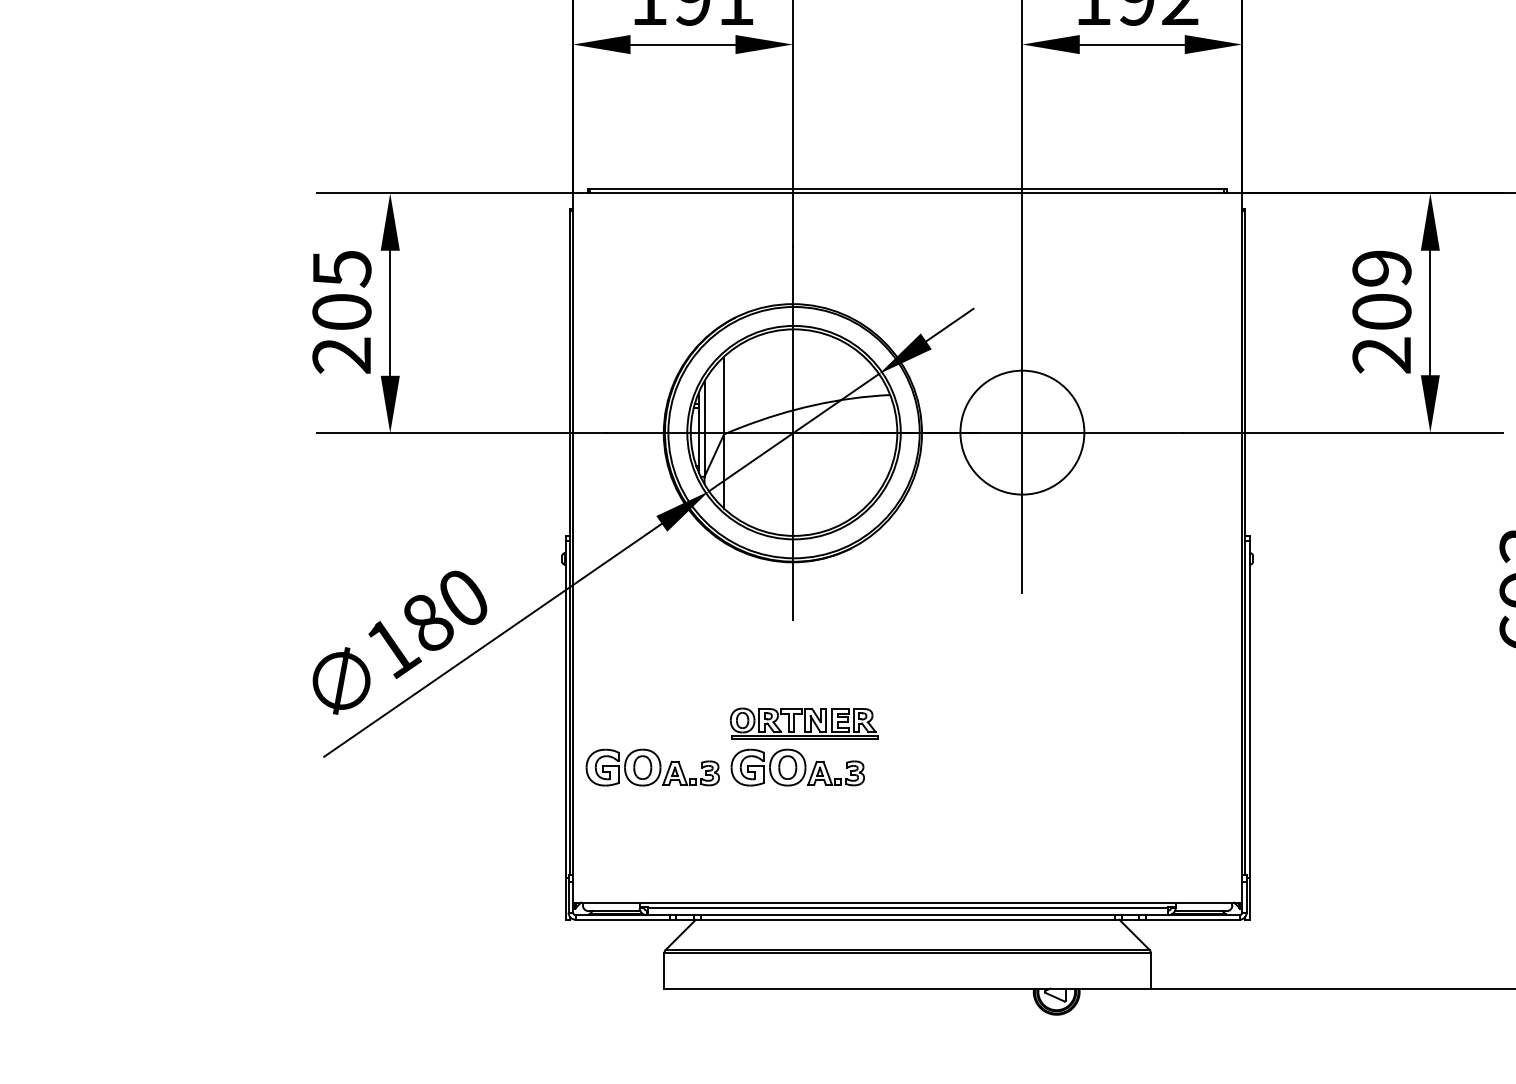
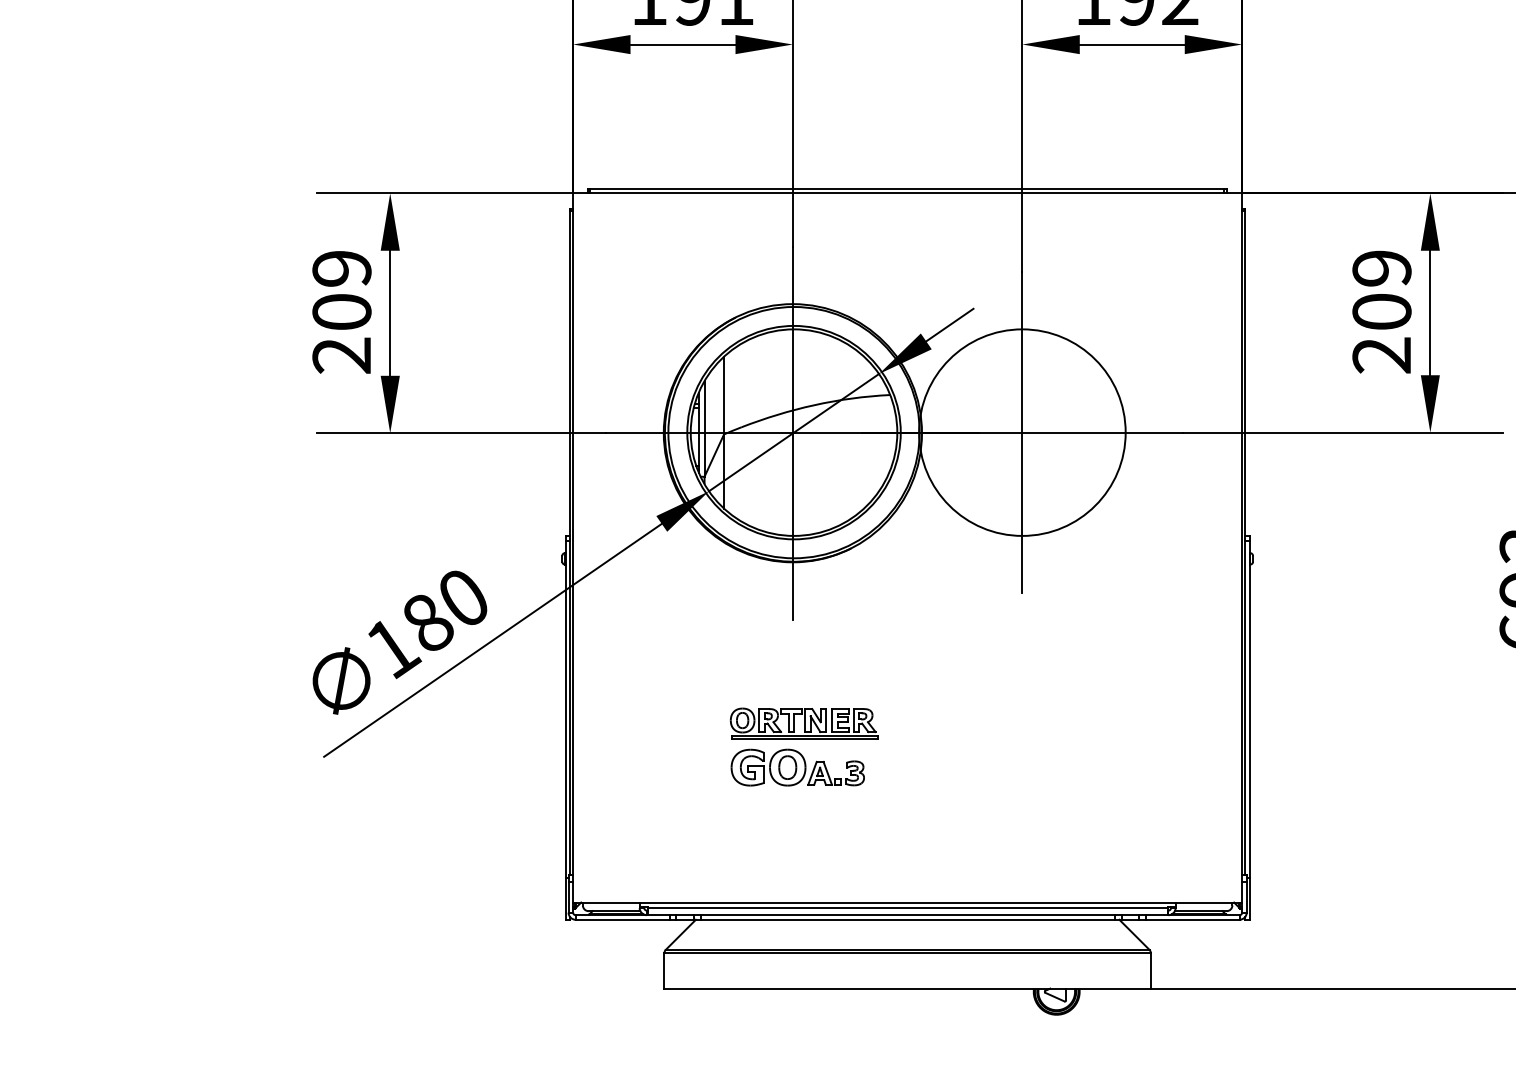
text: 205 -> 209 (341, 269)
circle diameter: 124 px -> 207 px (1022, 432)
part: present -> none (652, 767)
